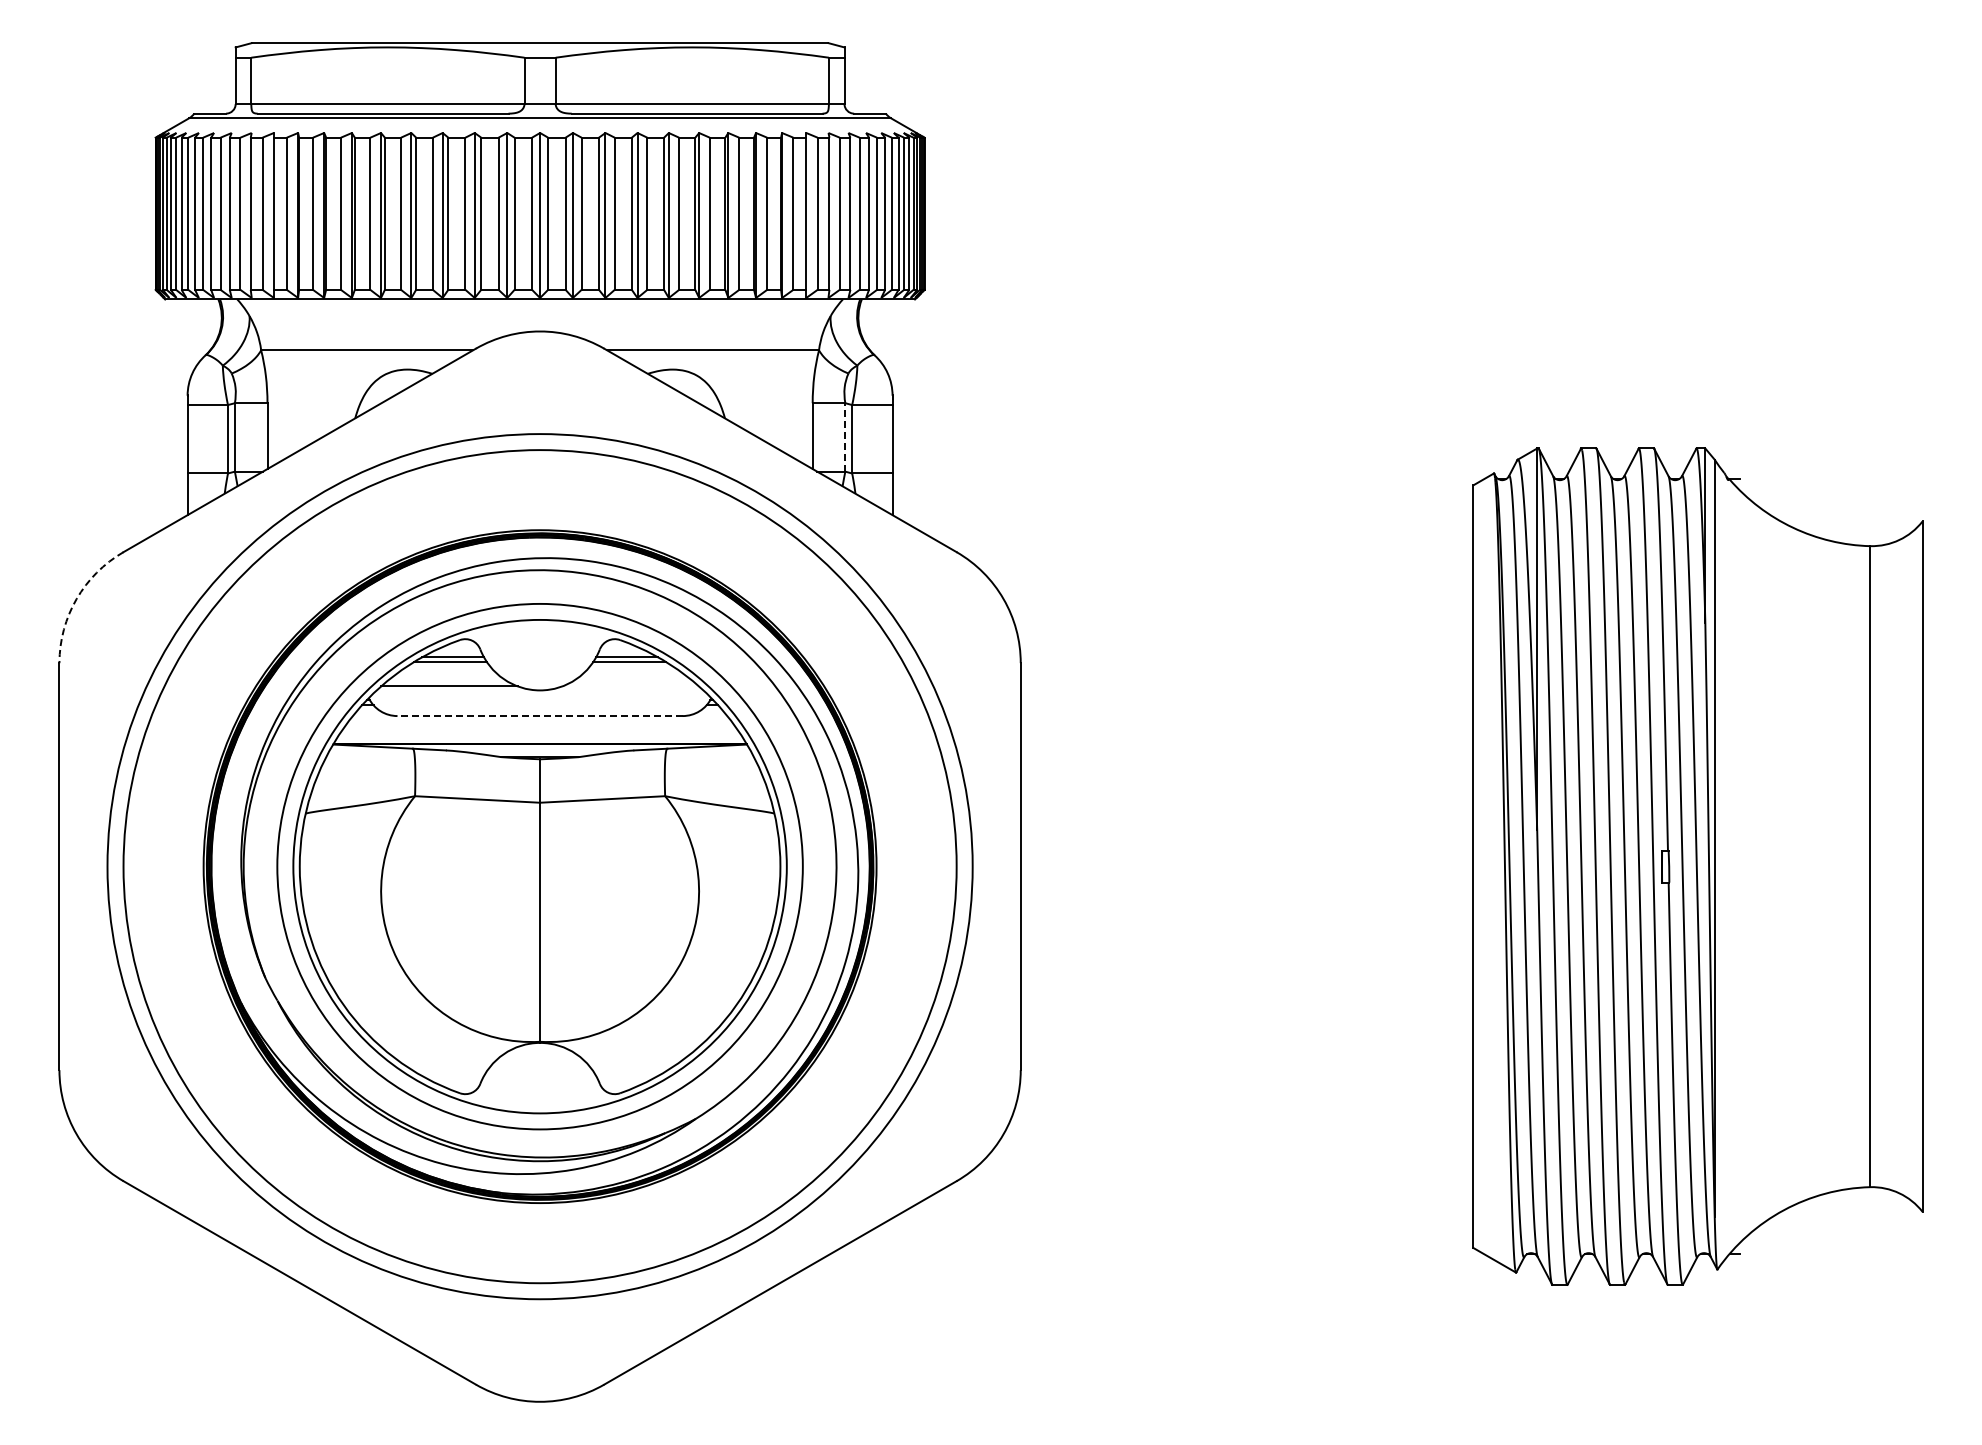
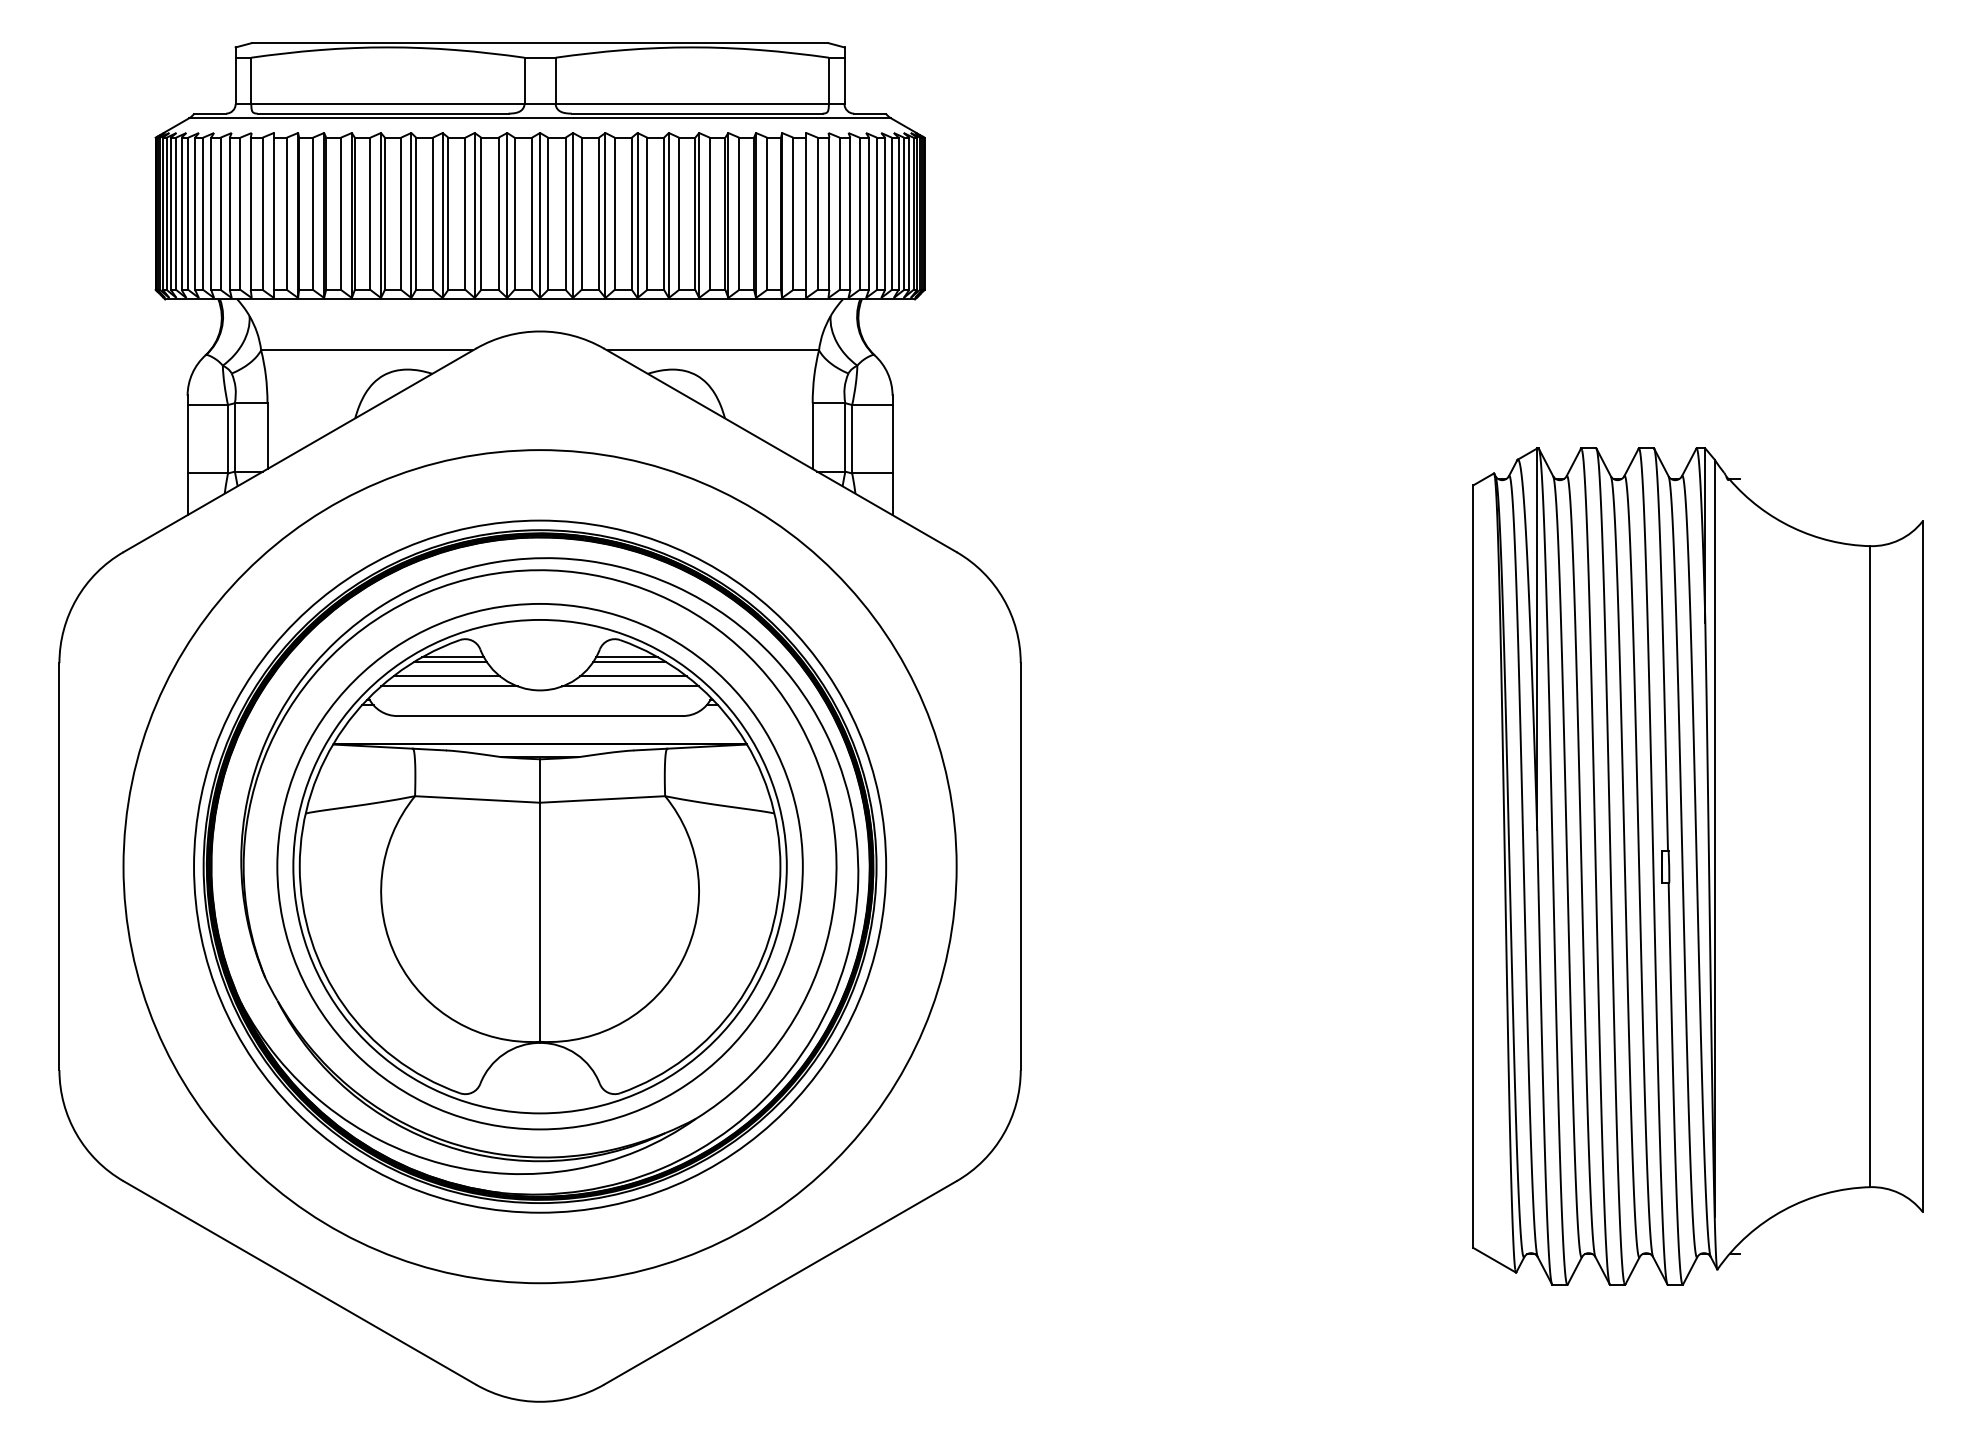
line: dashed -> solid (845, 436)
arc: dashed -> solid (76, 599)
line: none -> present (446, 676)
line: none -> present (633, 676)
line: none -> present (630, 686)
line: dashed -> solid (540, 716)
circle diameter: 865 px -> 692 px (540, 866)
